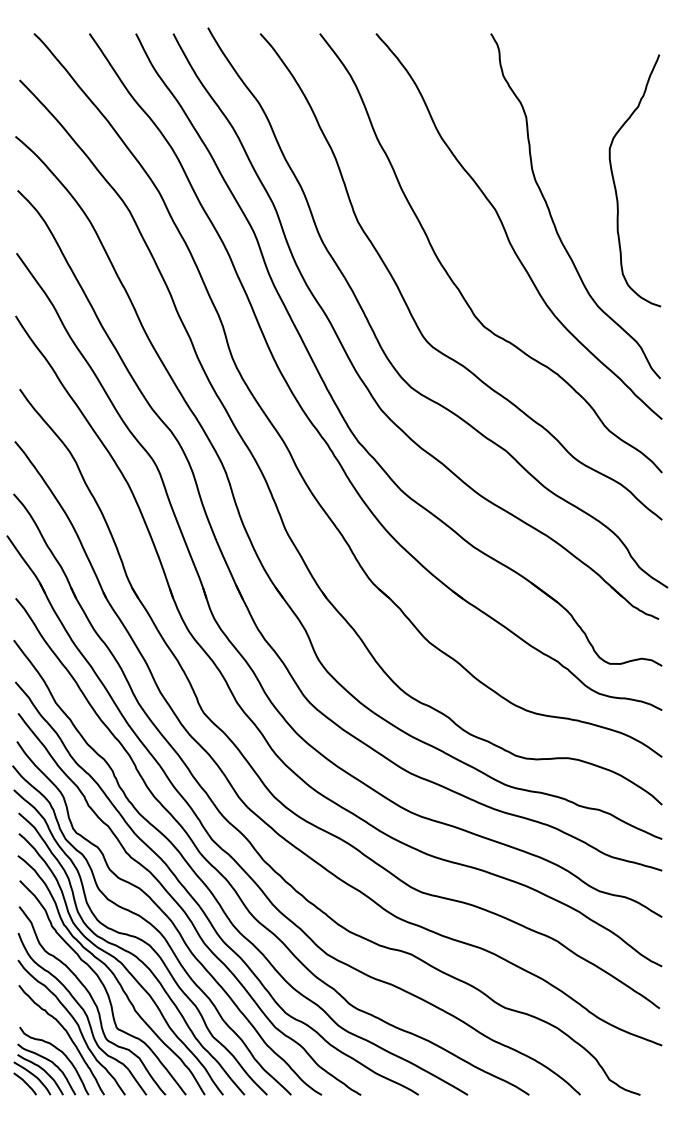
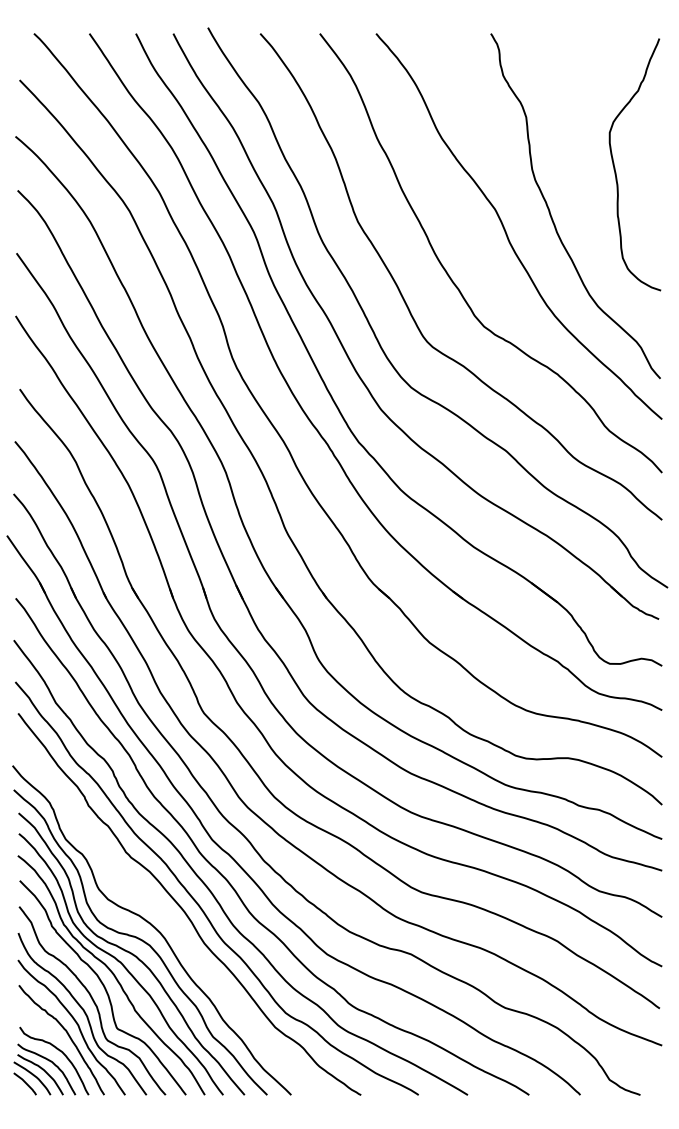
curve position: (615, 183) -> (615, 167) (615, 167)
curve: present -> none (169, 918)
